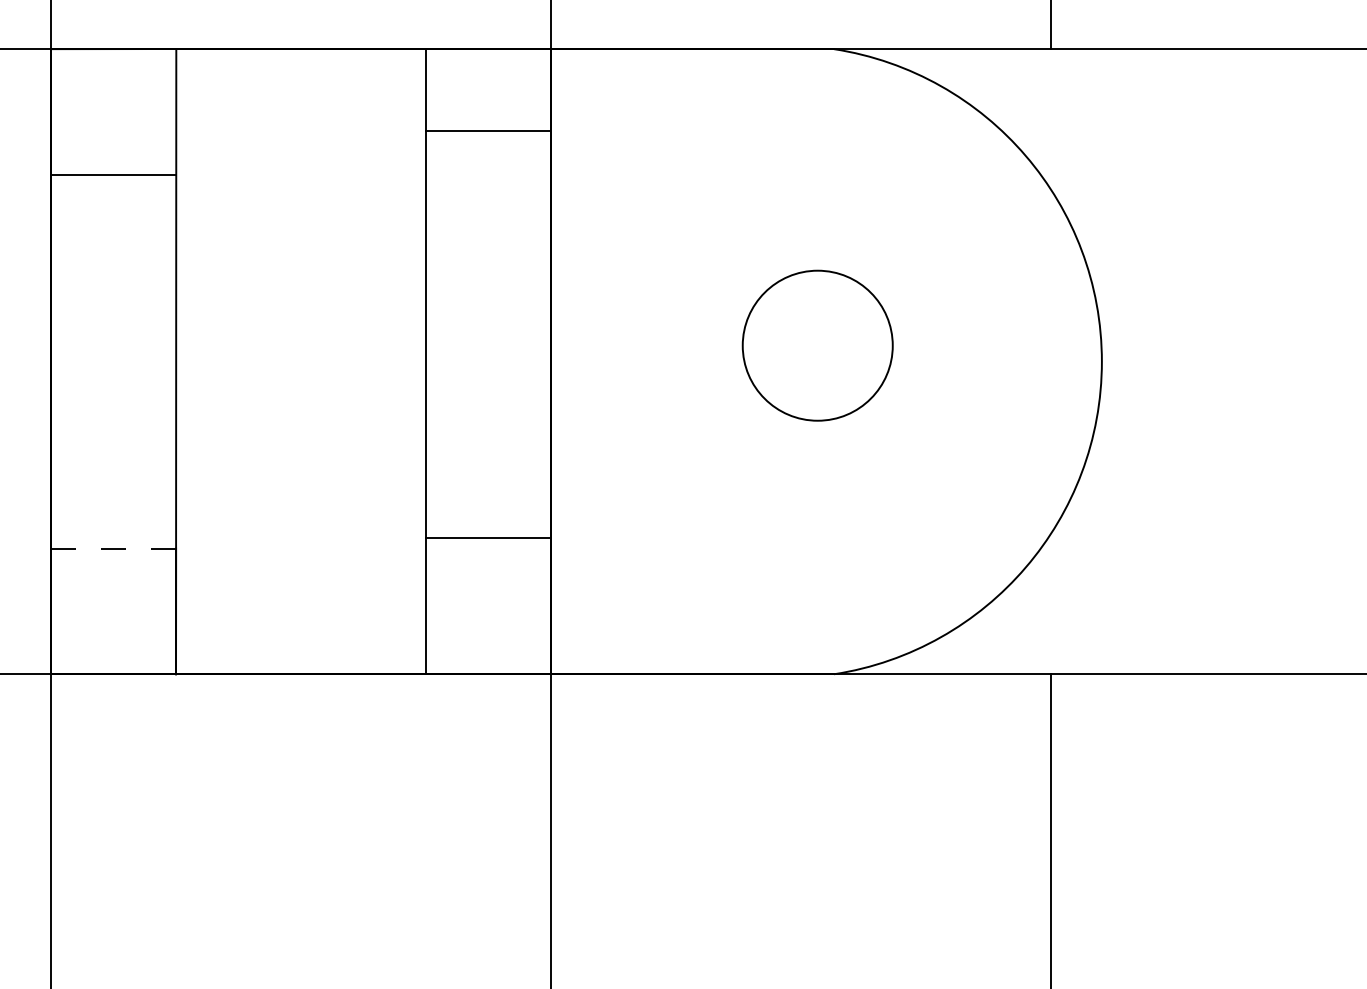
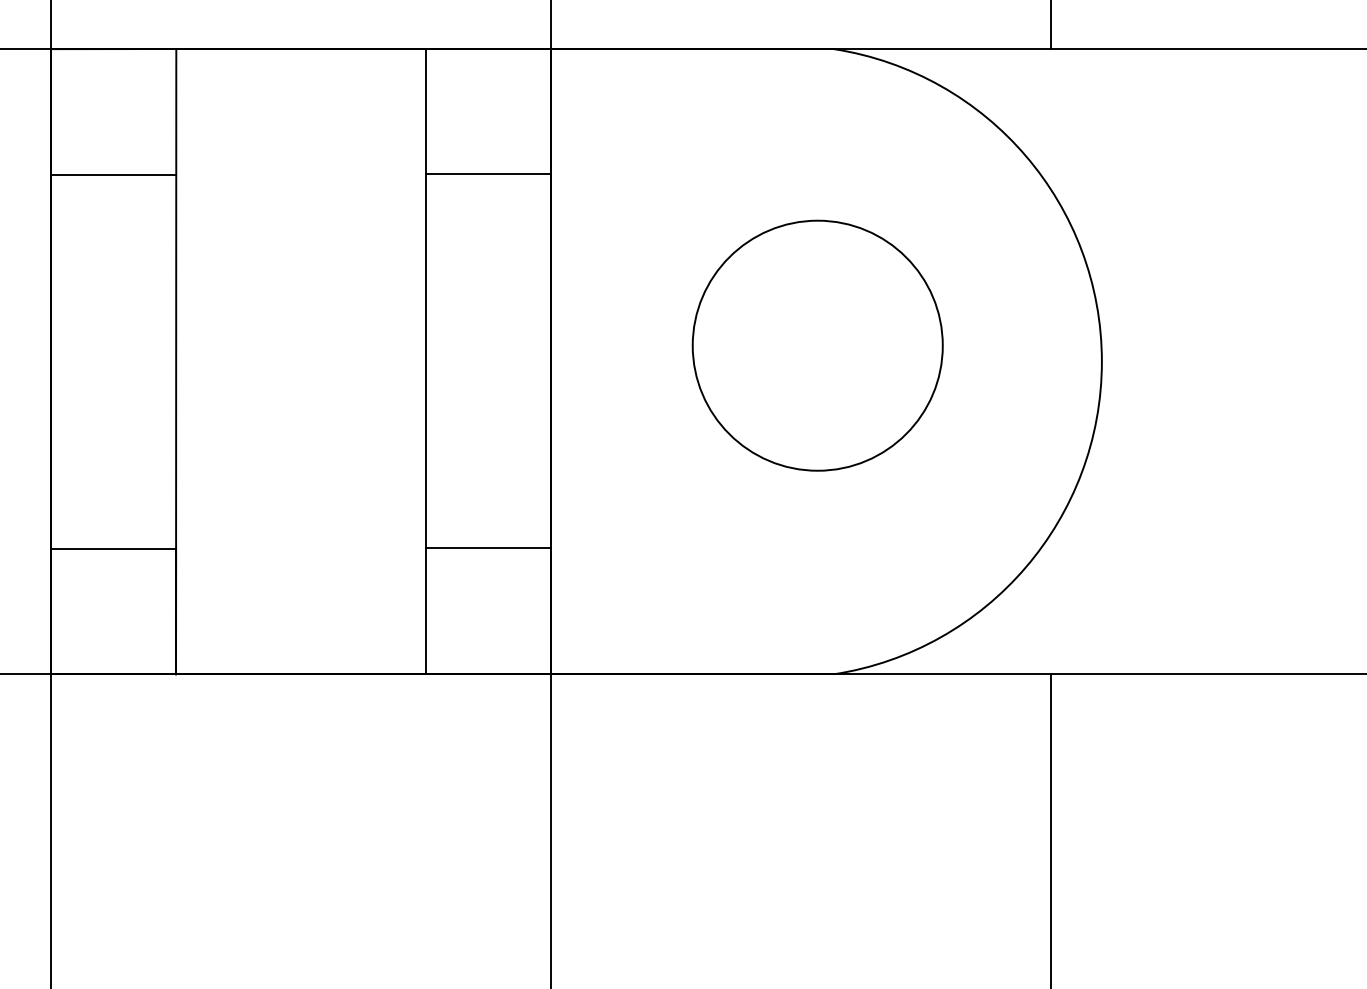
line position: (488, 131) -> (488, 174) (488, 174)
circle diameter: 150 px -> 250 px (817, 345)
line position: (488, 538) -> (488, 548) (488, 548)
line: dashed -> solid (113, 548)
